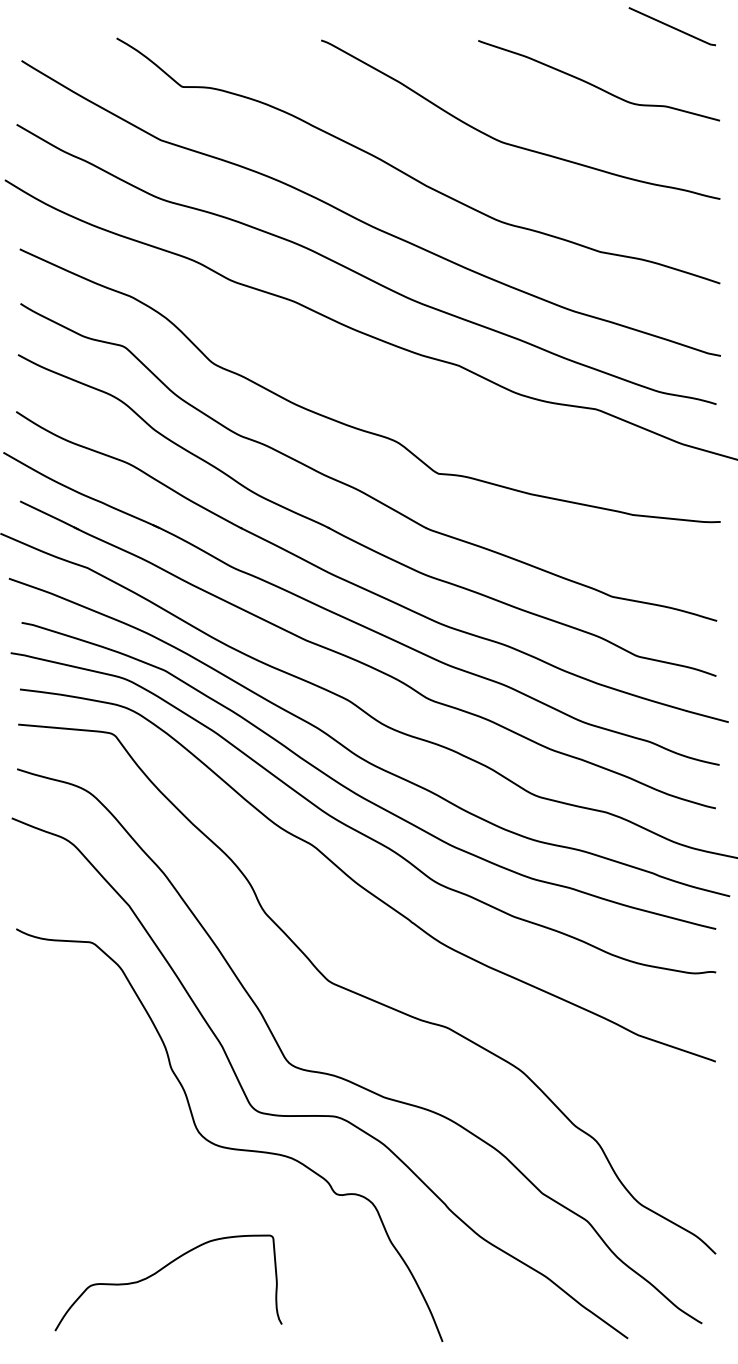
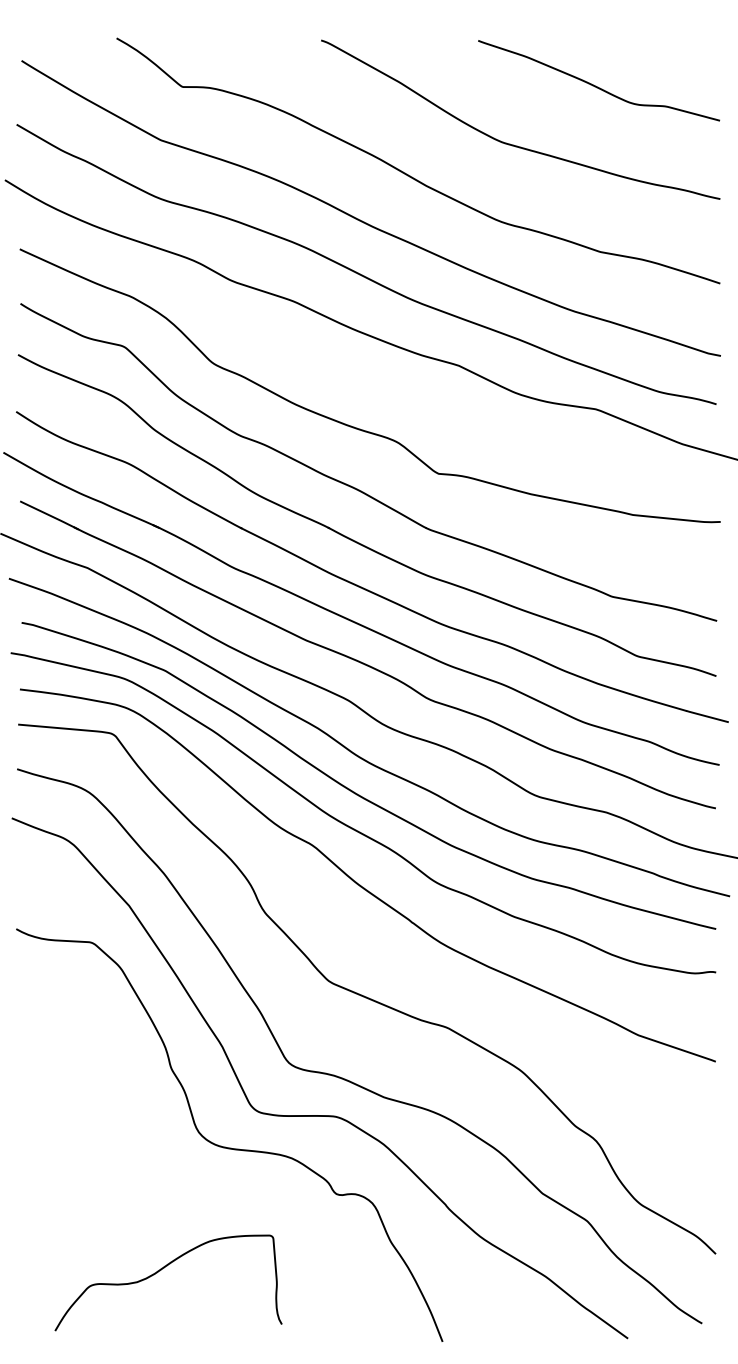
line: present -> none (671, 26)
